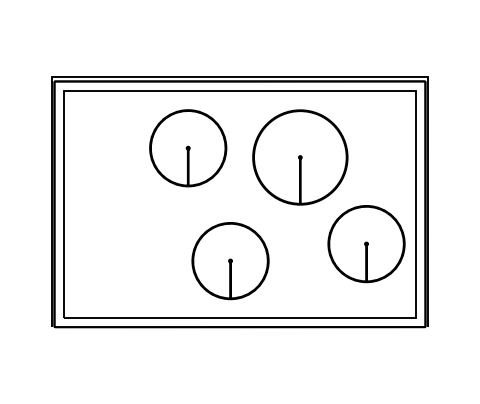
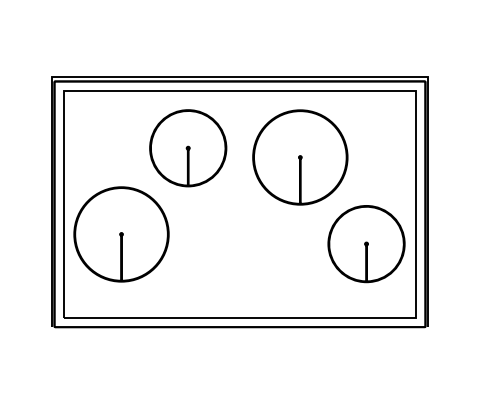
part: none -> present (121, 234)
part: present -> none (230, 261)
